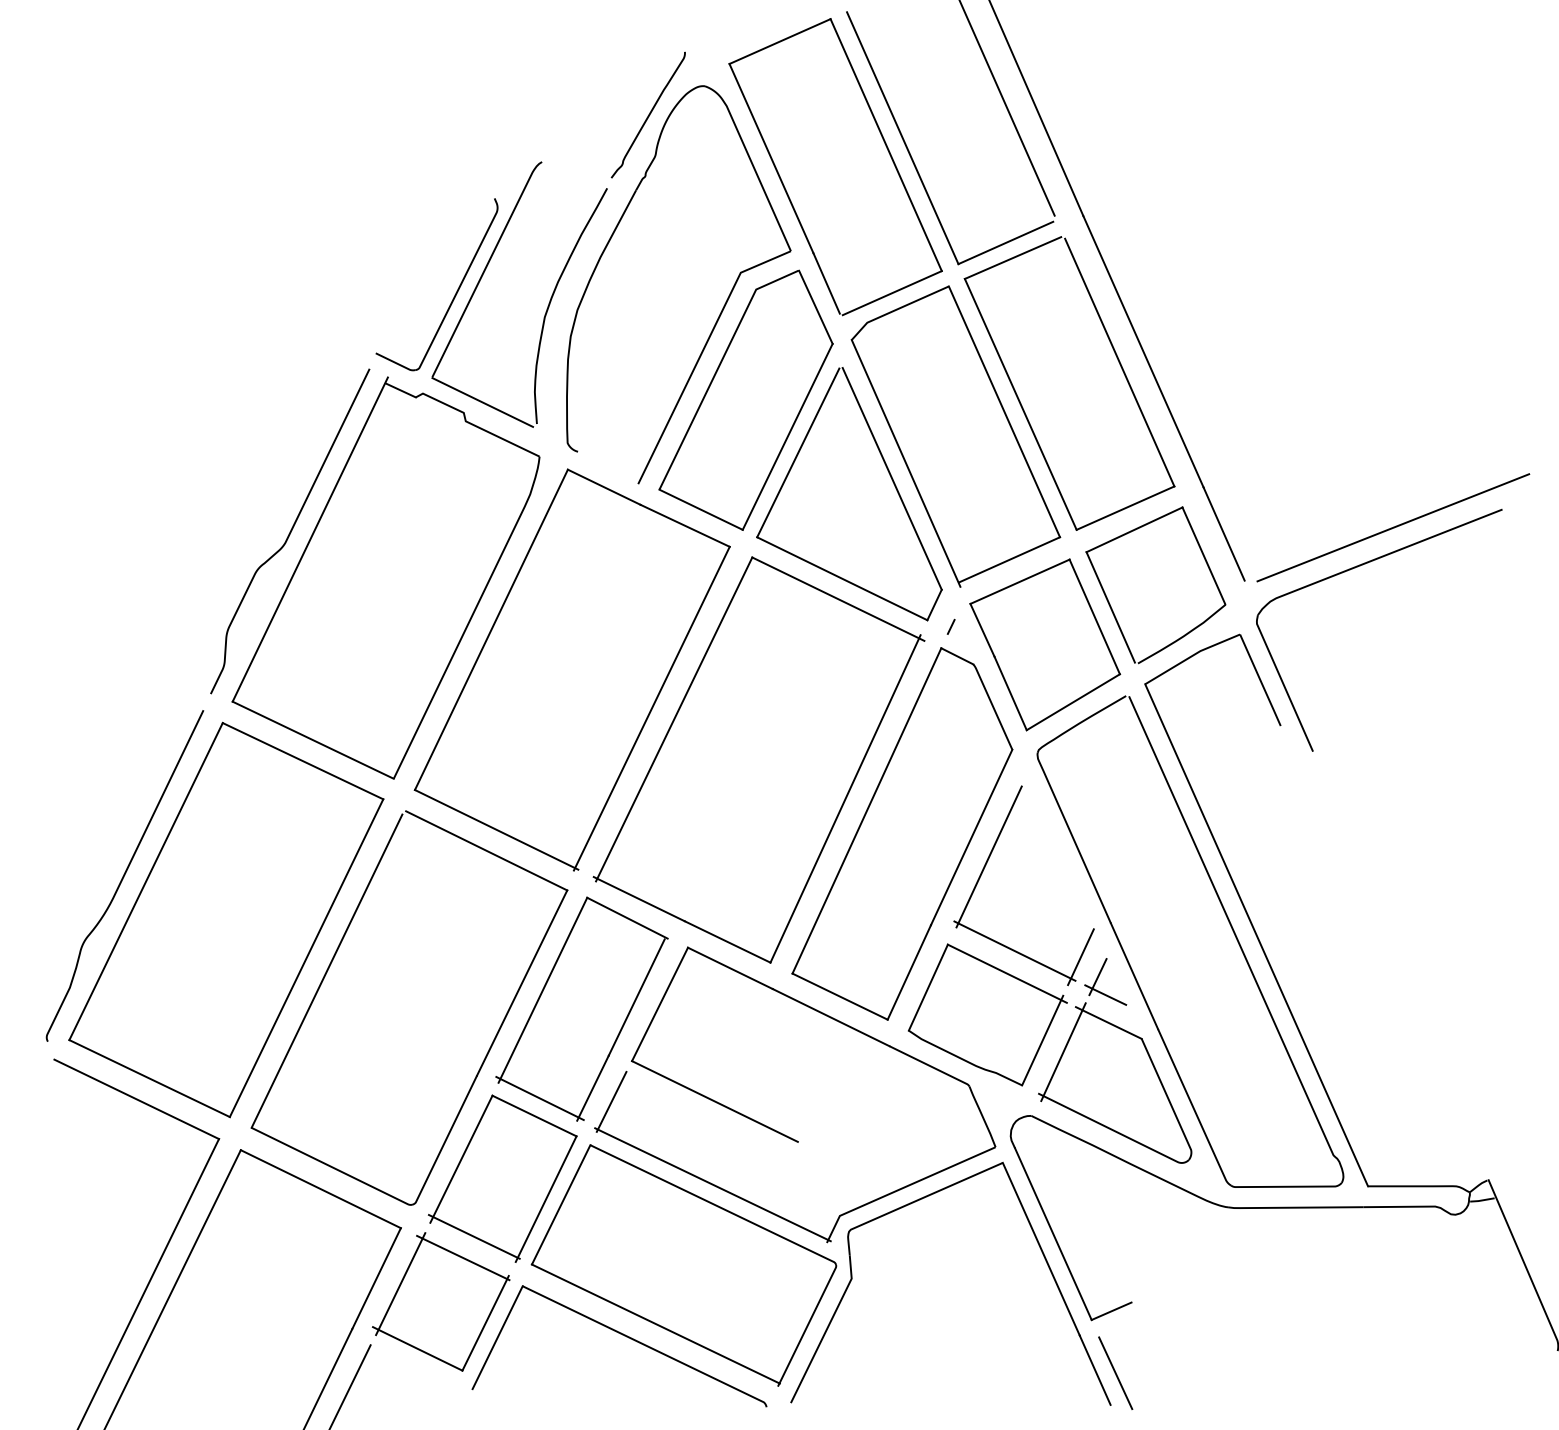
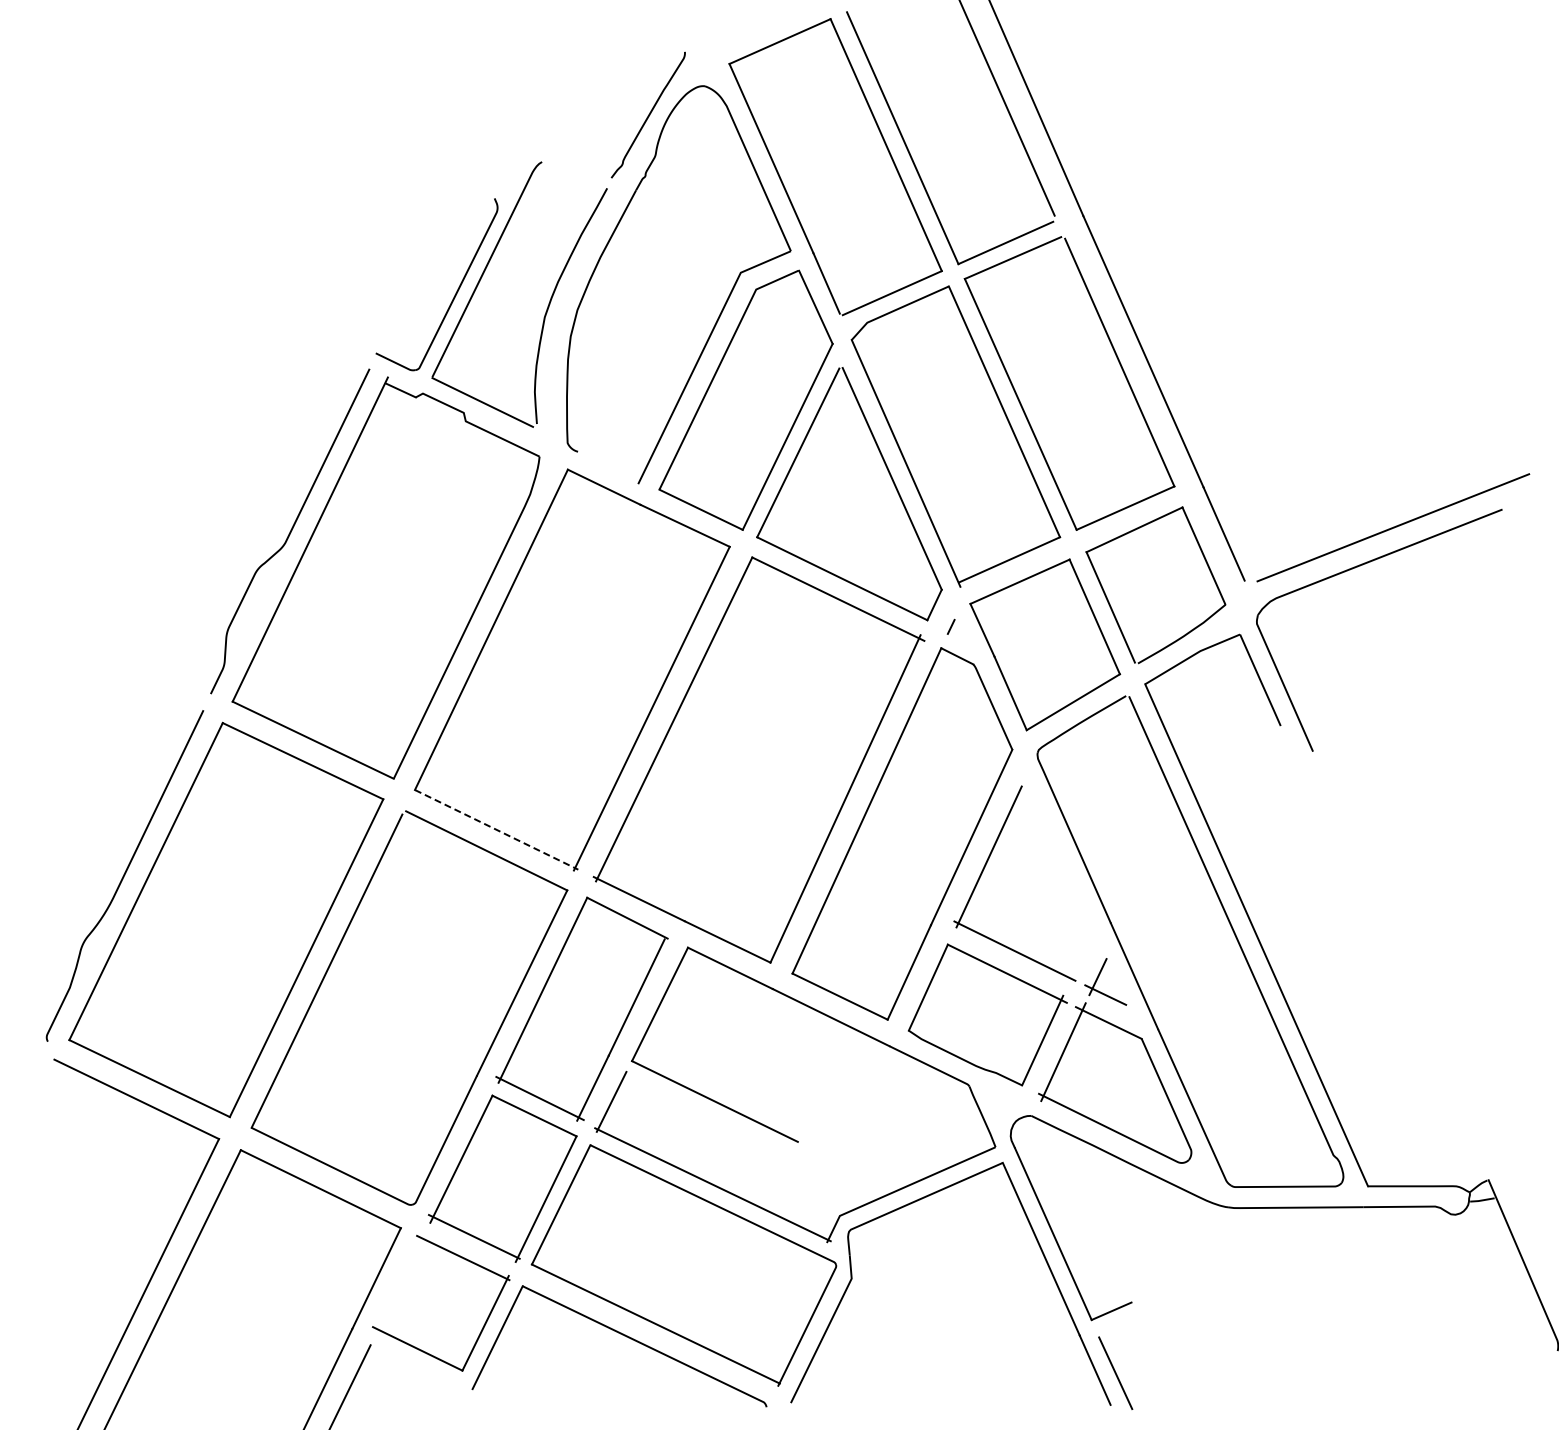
line: solid -> dashed (496, 829)
line: present -> none (1080, 957)
line: present -> none (400, 1284)
